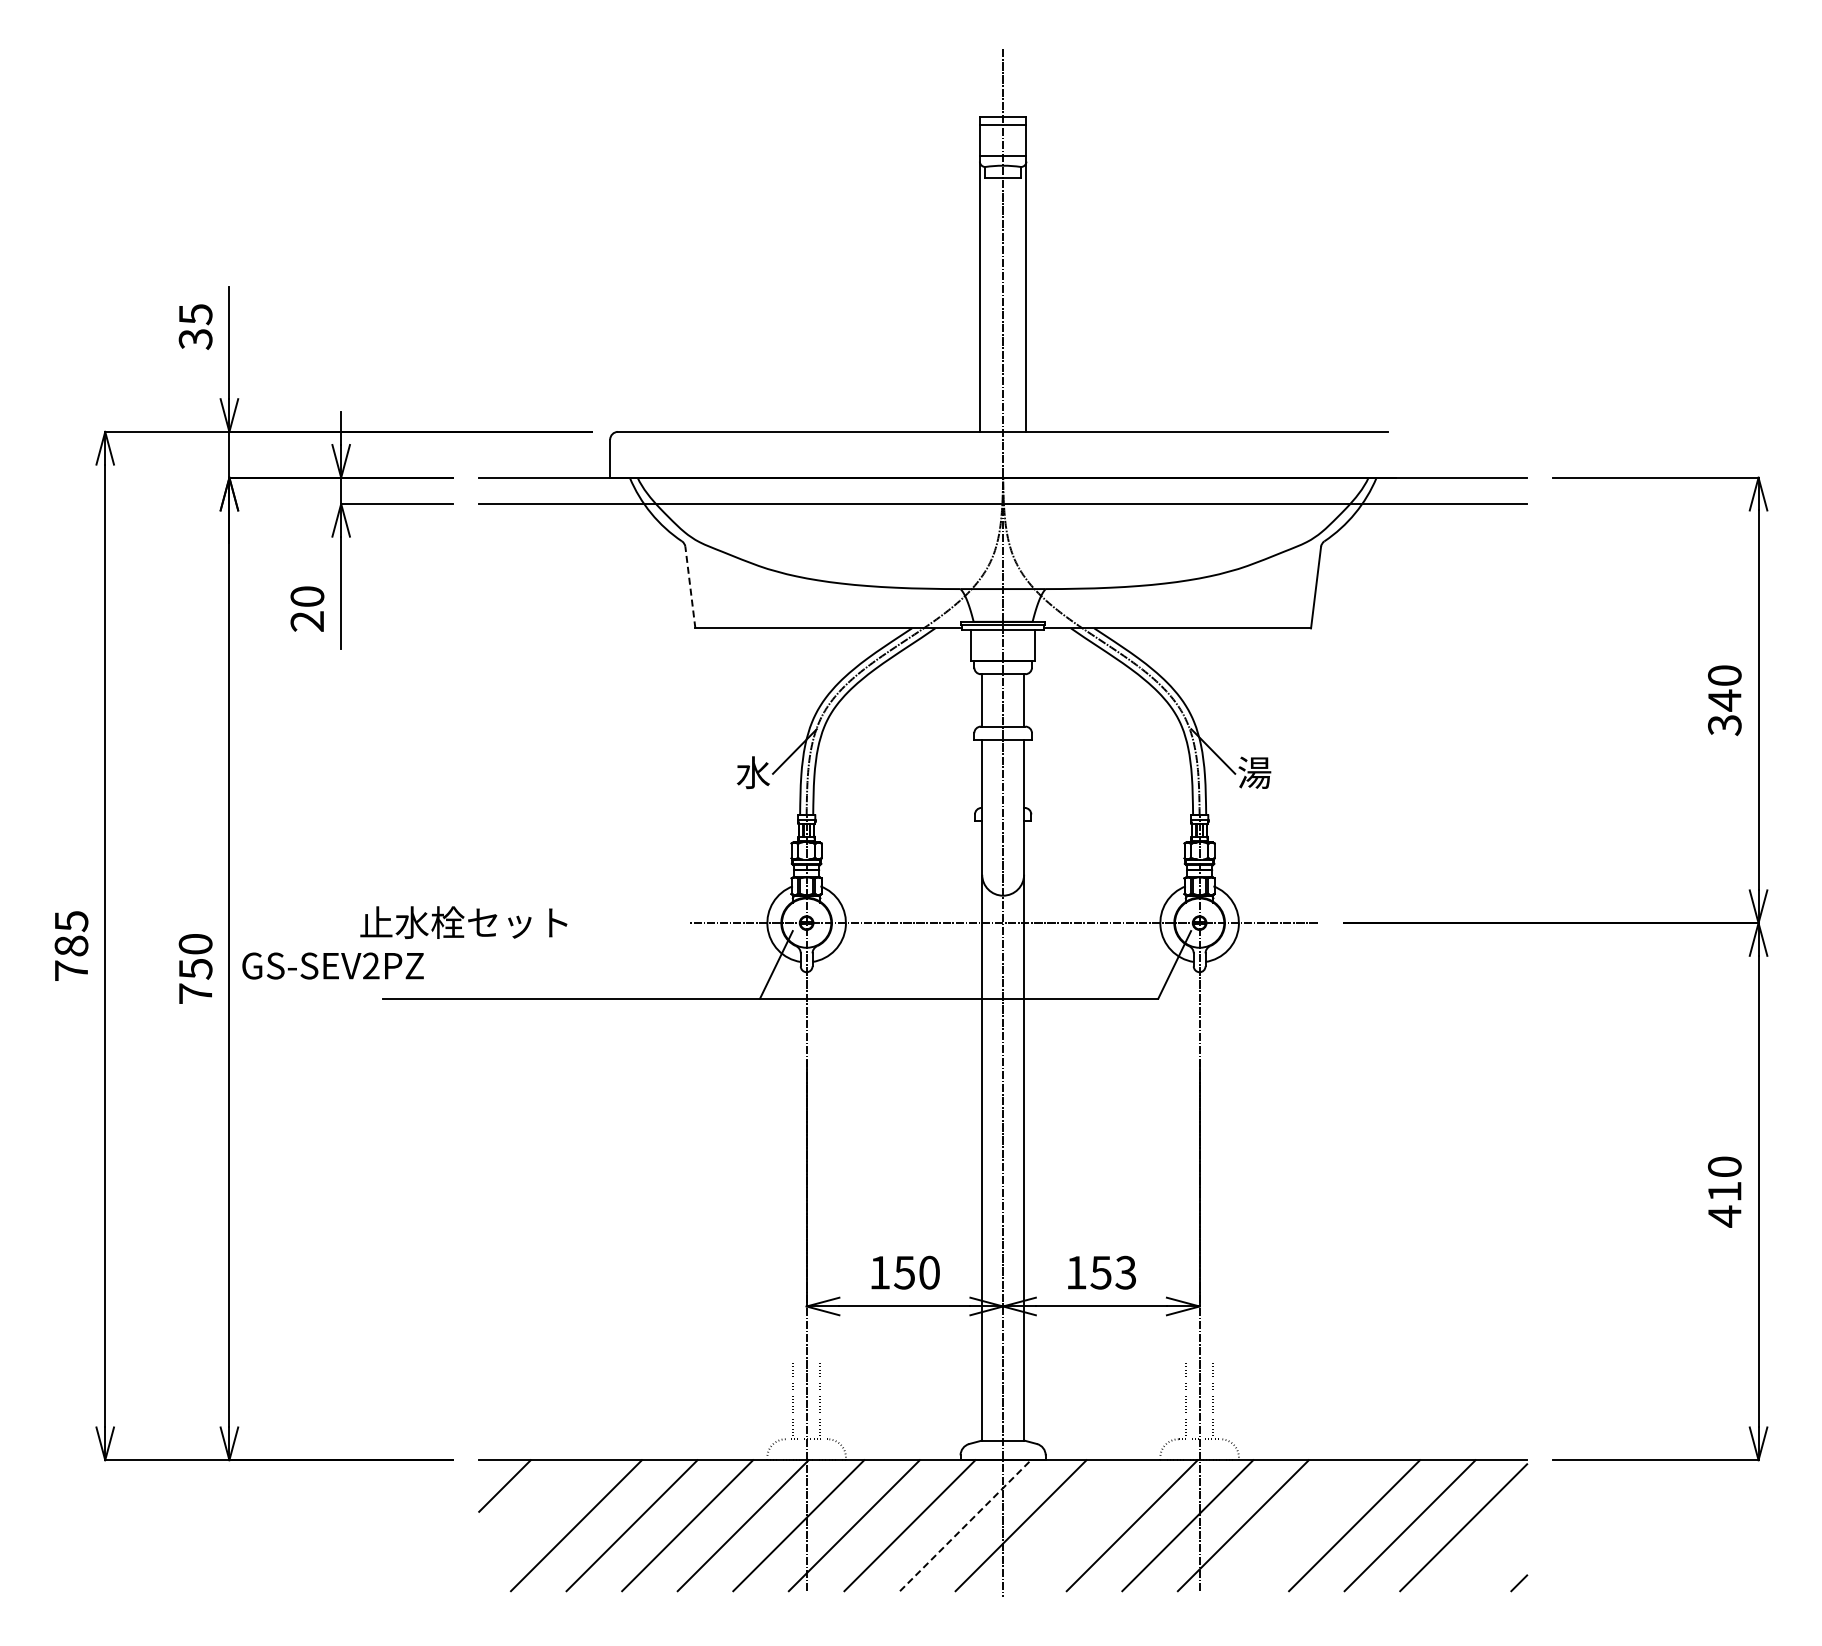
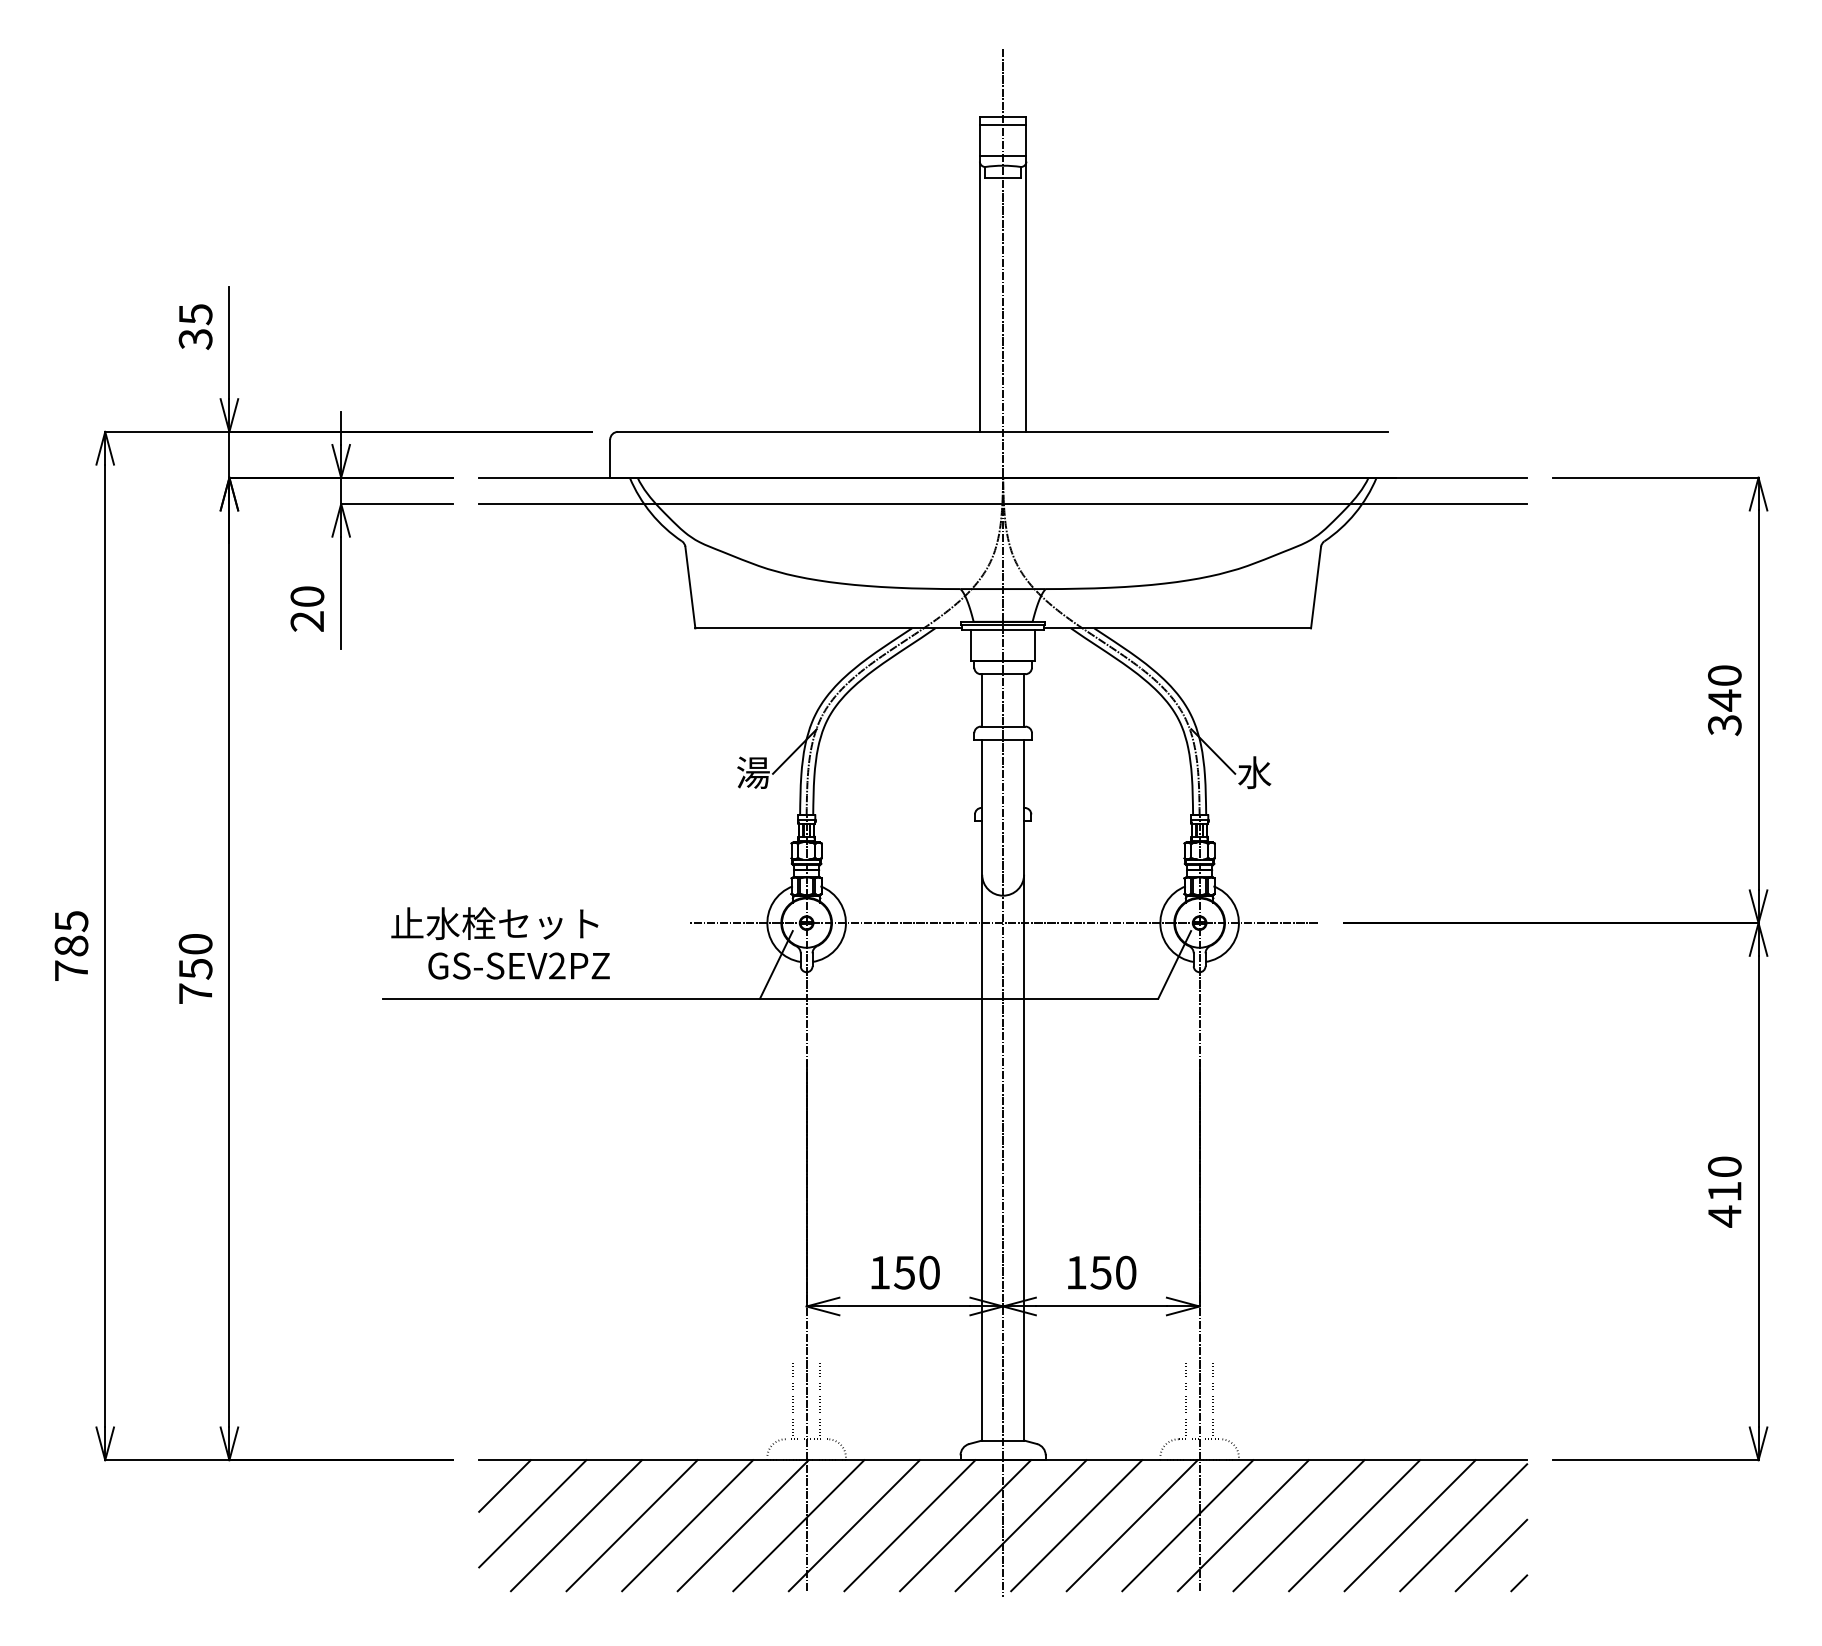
line: dashed -> solid (690, 587)
text: 水 -> 湯 (752, 772)
text: 湯 -> 水 (1254, 772)
text position: (463, 922) -> (494, 923) (494, 923)
text position: (332, 965) -> (518, 965) (518, 965)
text: 153 -> 150 (1125, 1272)
line: none -> present (532, 1513)
line: dashed -> solid (965, 1525)
line: none -> present (1076, 1525)
line: none -> present (1298, 1525)
line: none -> present (1491, 1555)
